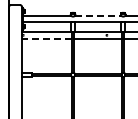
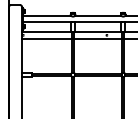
line: dashed -> solid (98, 15)
line: dashed -> solid (47, 38)
